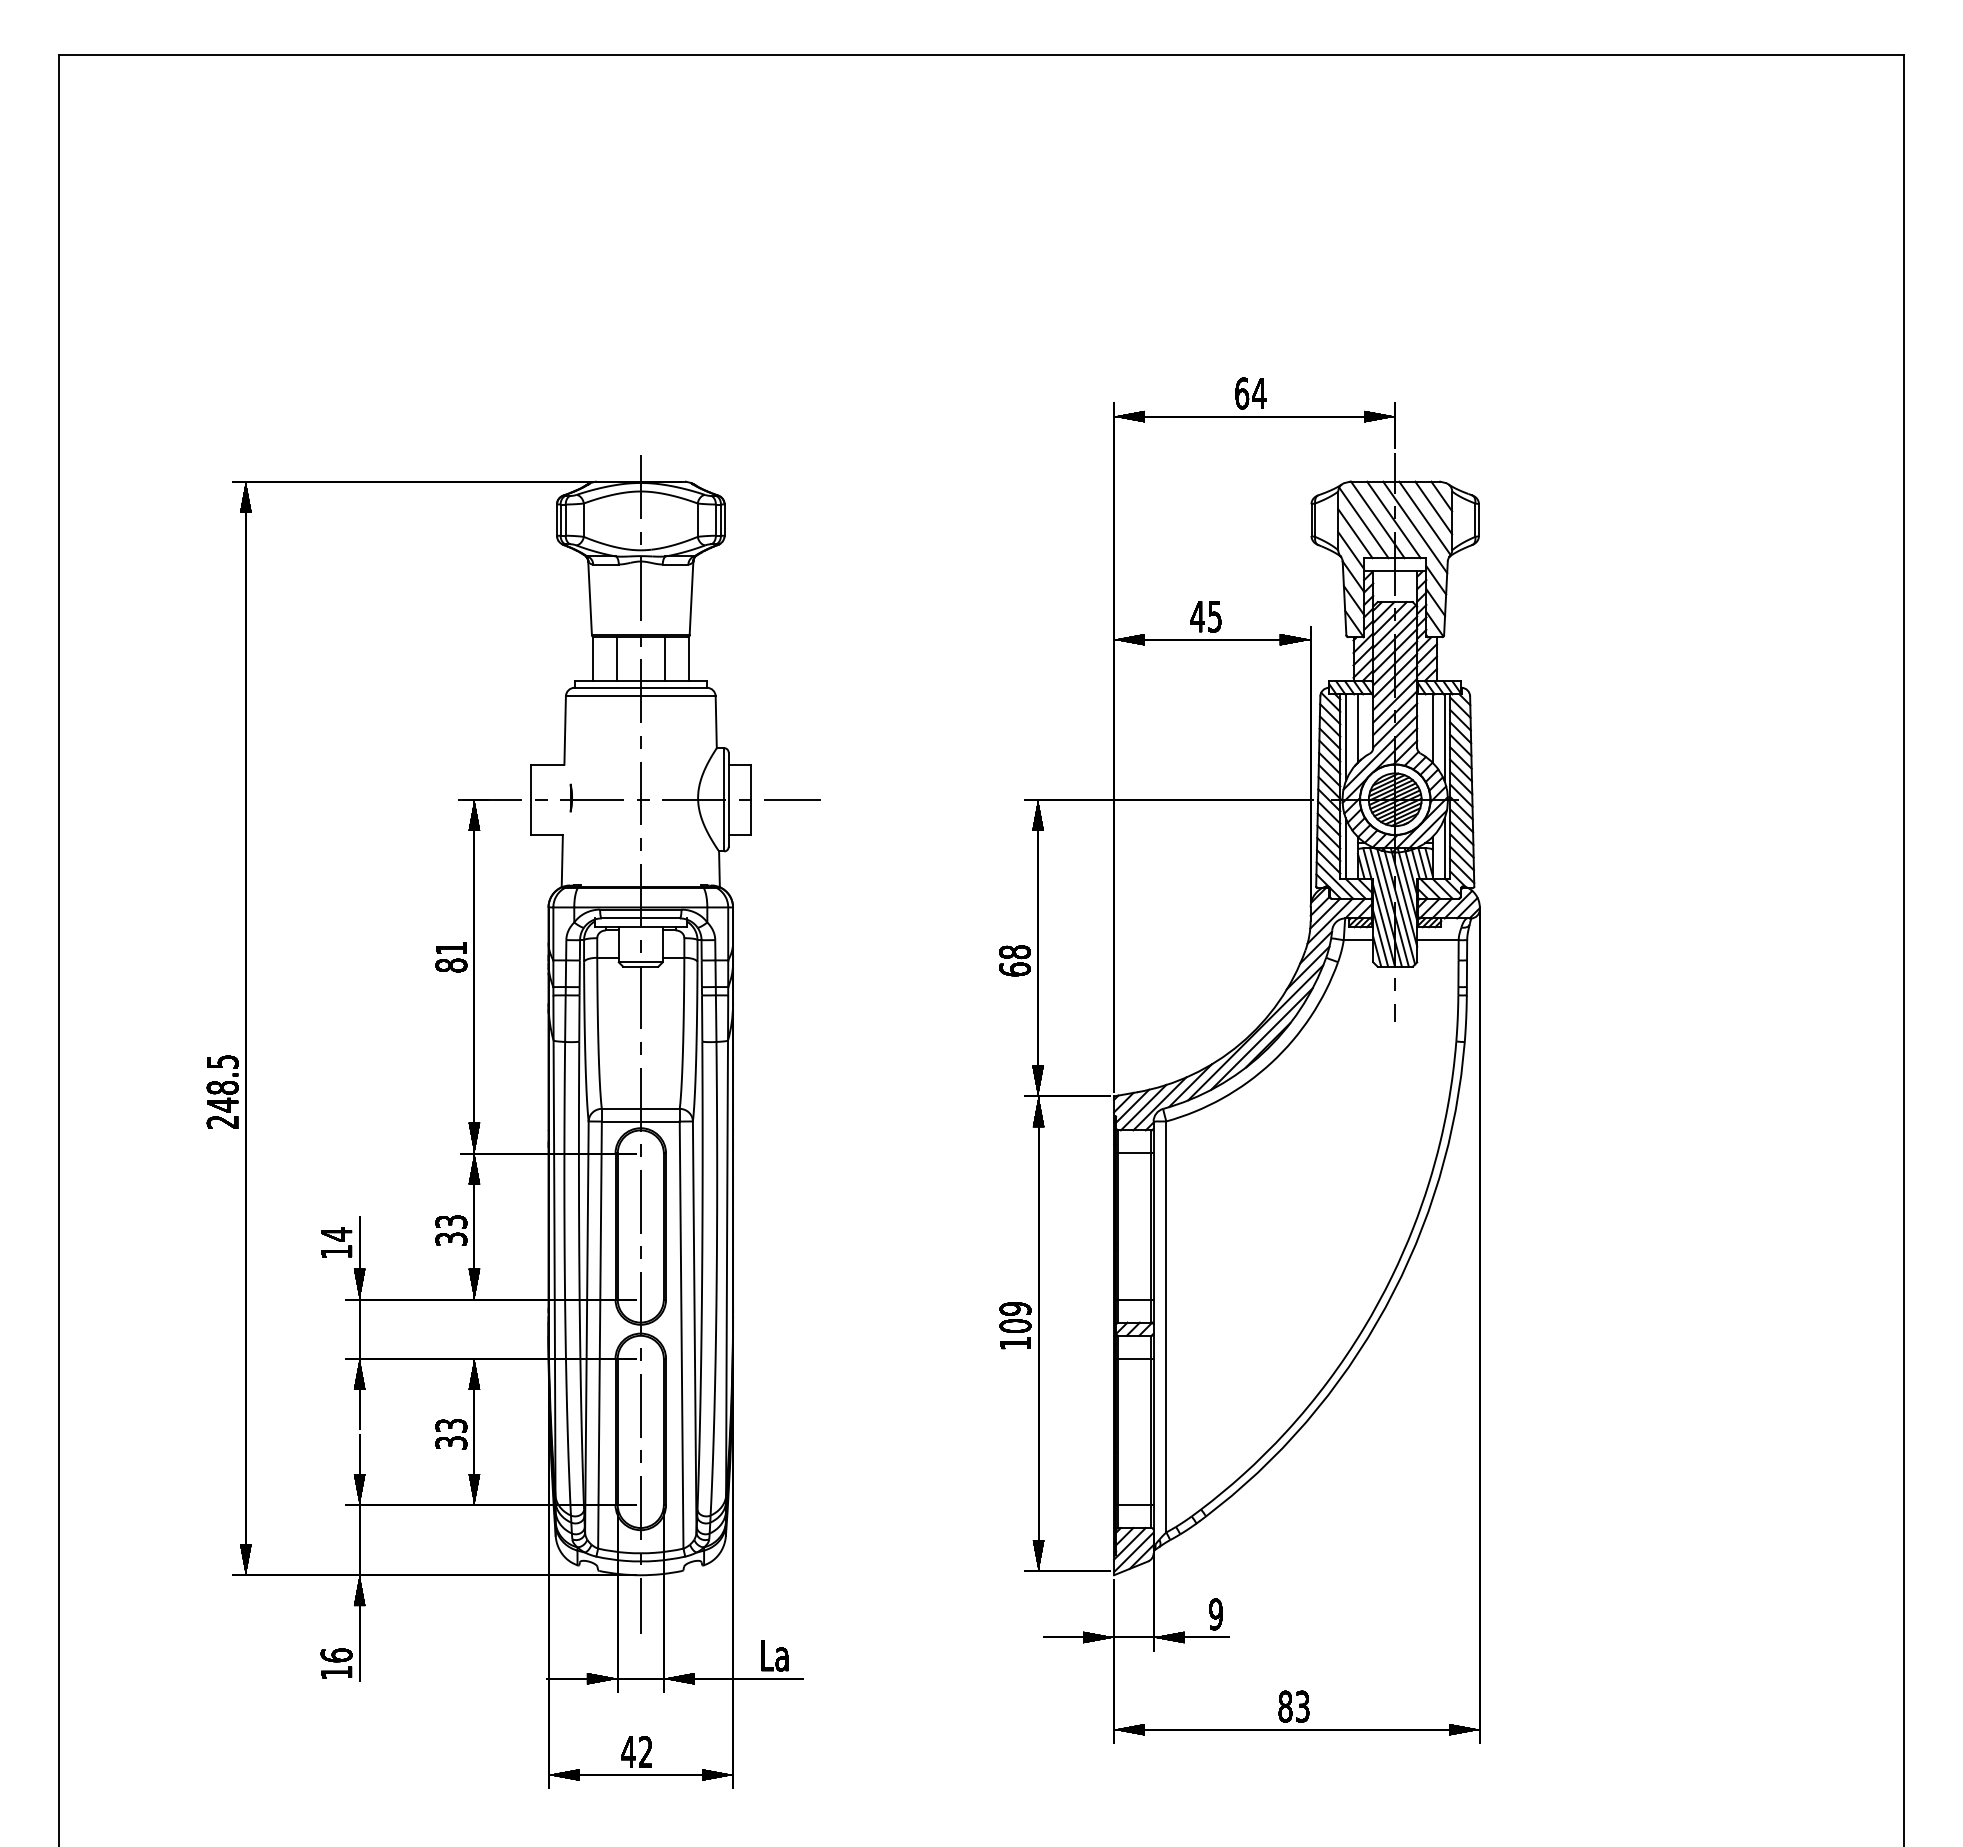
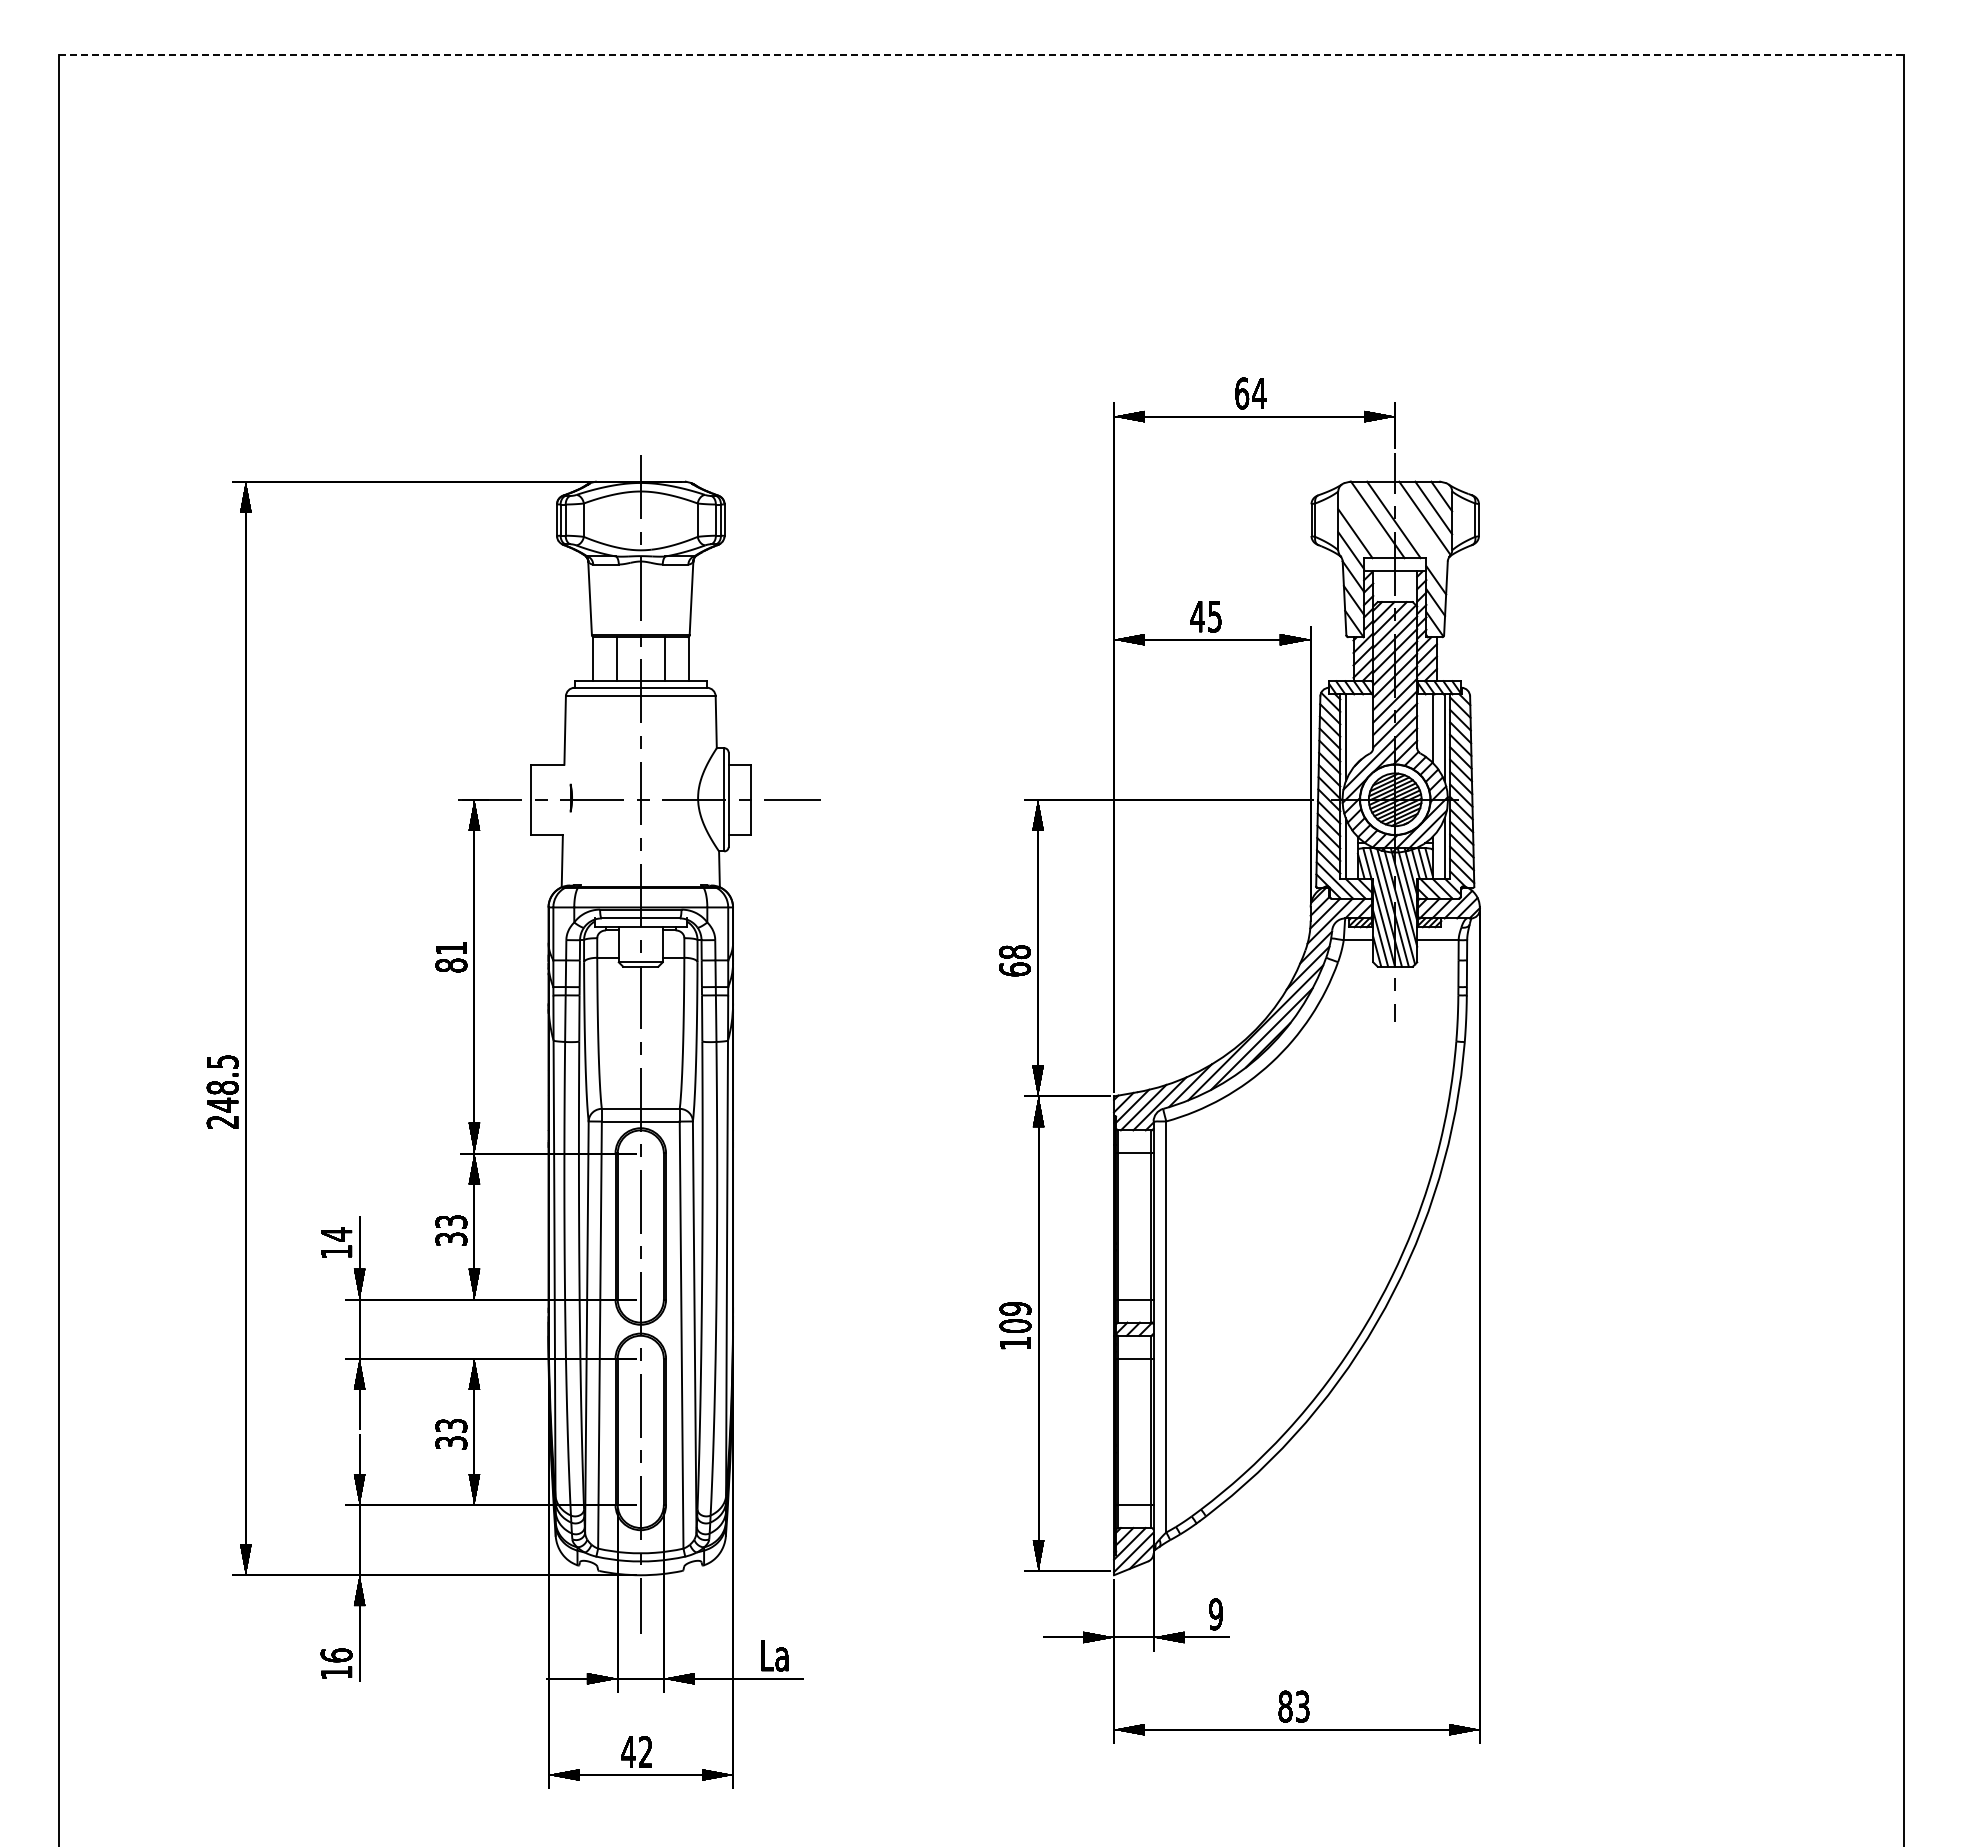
line: solid -> dashed (981, 55)
line: present -> none (1363, 522)
line: present -> none (1415, 527)
line: present -> none (1357, 728)
